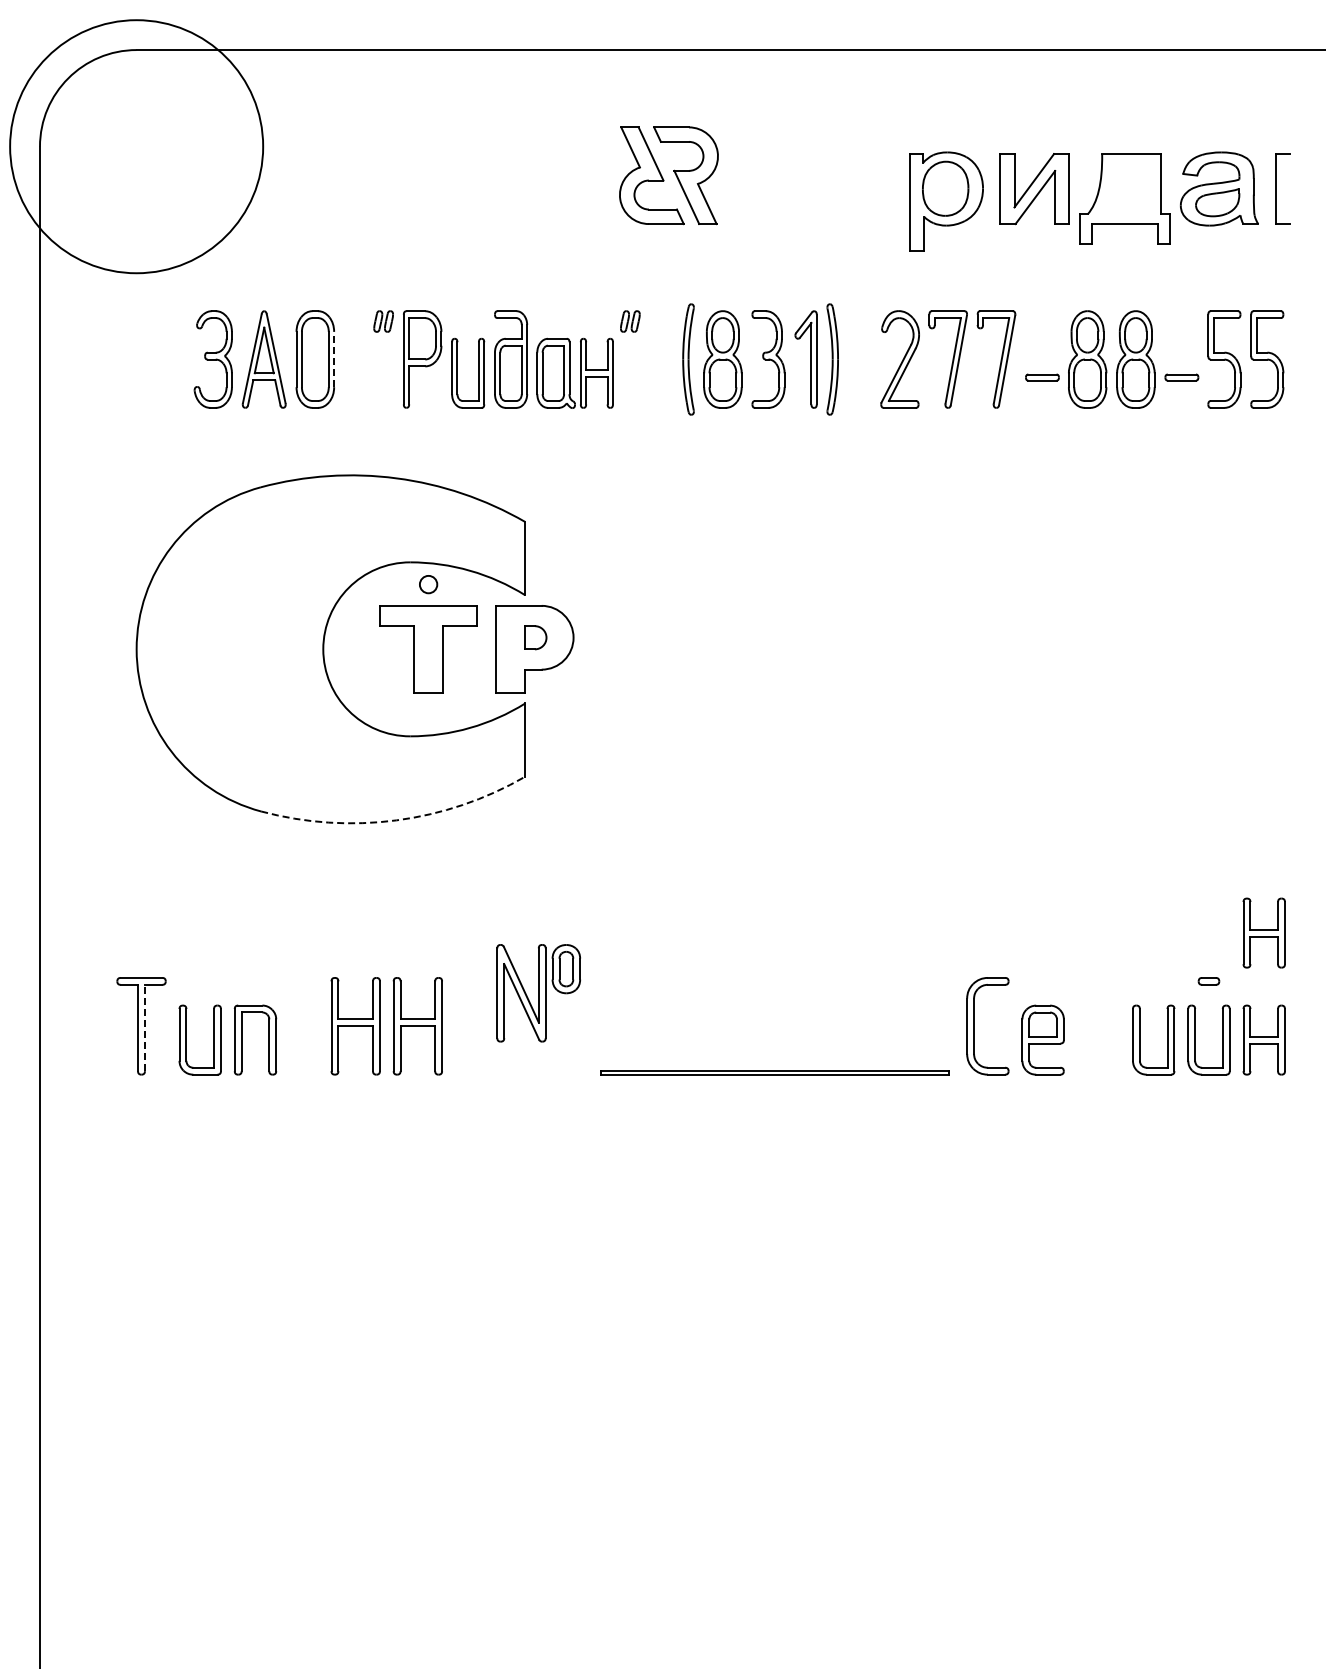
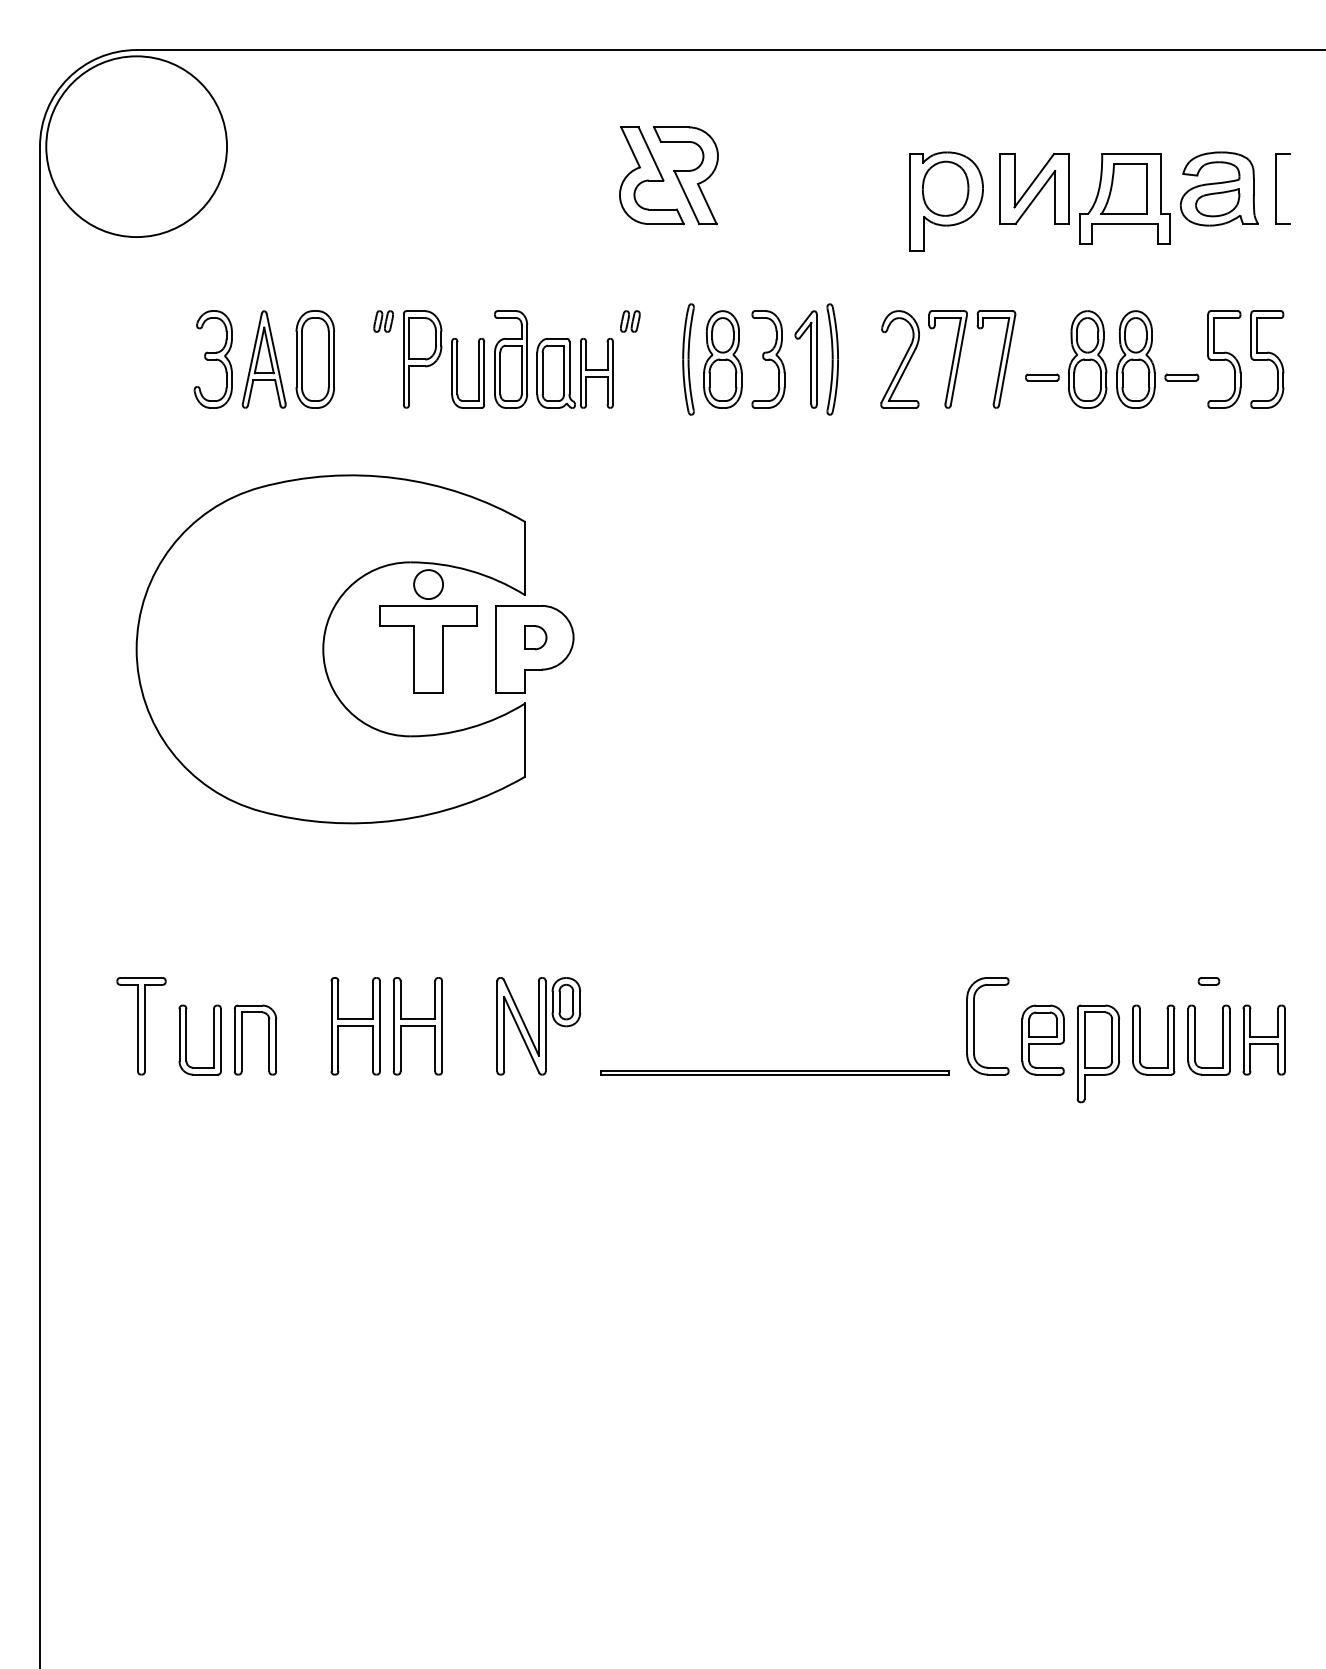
circle diameter: 253 px -> 181 px (136, 146)
part: none -> present (1123, 188)
line: dashed -> solid (334, 359)
circle diameter: 17 px -> 29 px (428, 584)
arc: dashed -> solid (396, 820)
part: present -> none (1263, 932)
part position: (538, 993) -> (538, 1026) (538, 1026)
line: dashed -> solid (144, 1027)
part: none -> present (1097, 1053)
